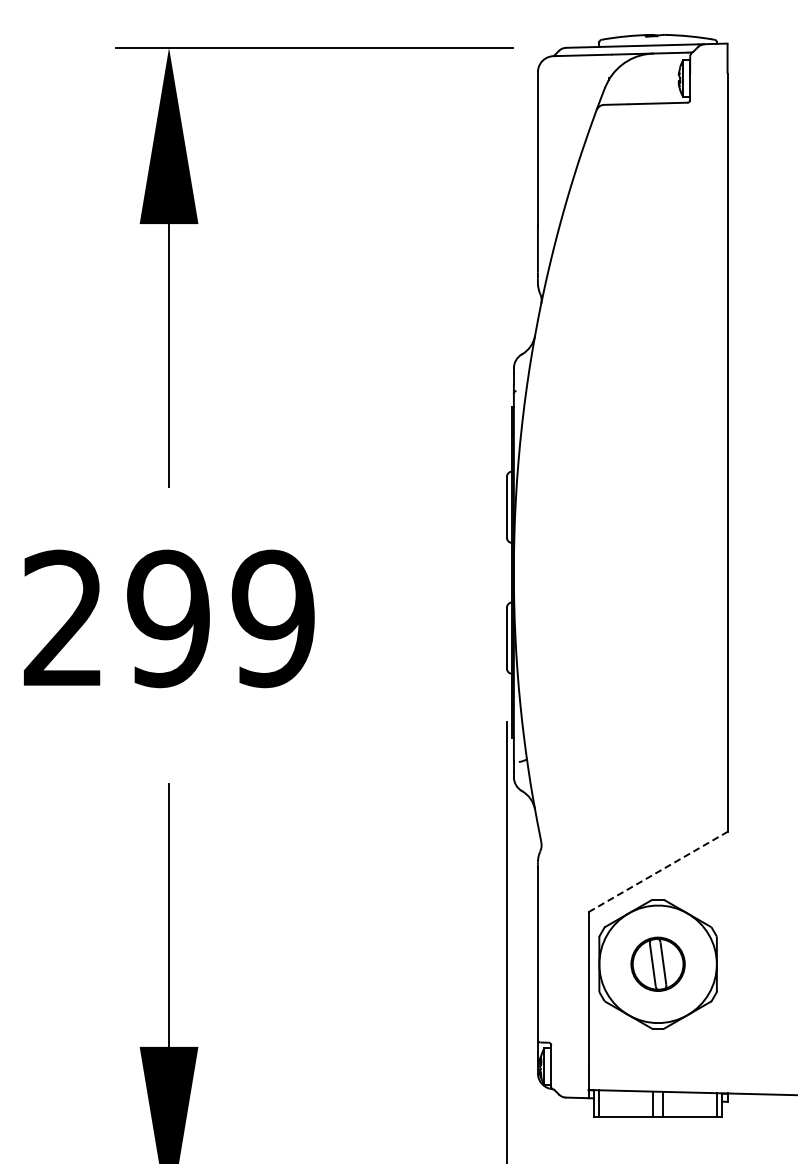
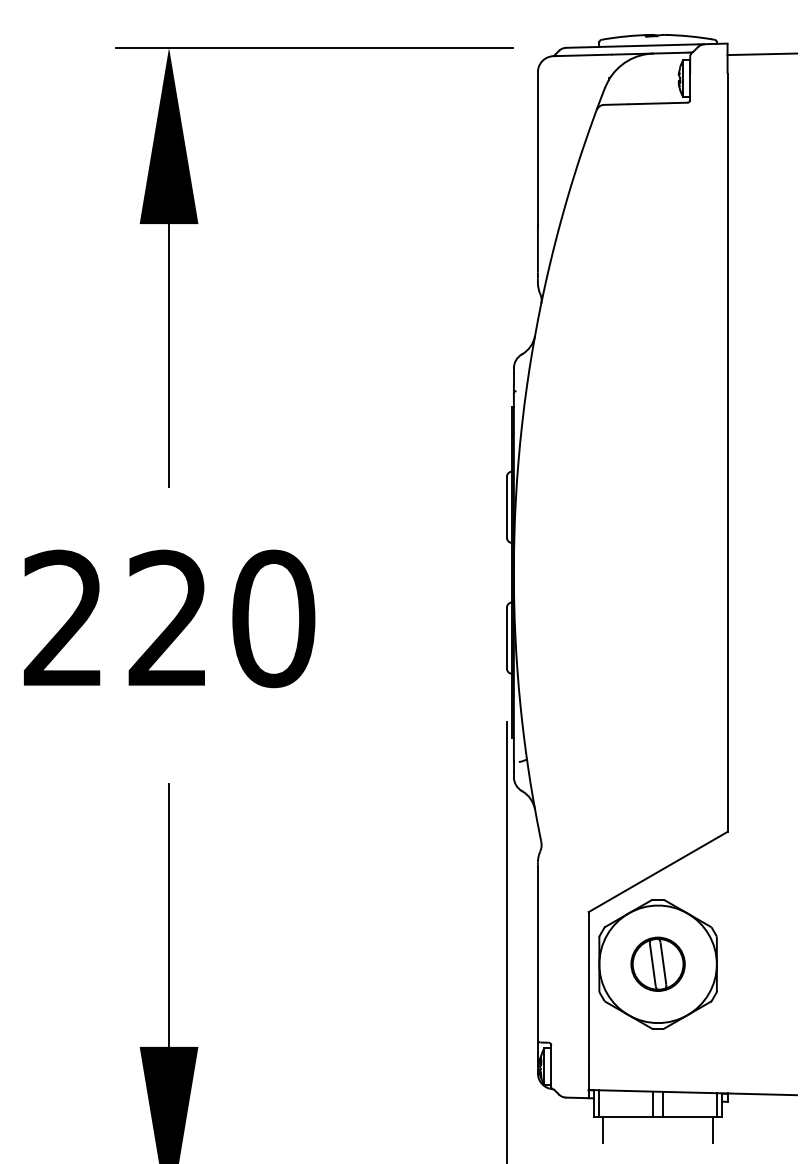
line: none -> present (762, 54)
text: 299 -> 220 (221, 618)
line: dashed -> solid (658, 871)
line: none -> present (603, 1129)
line: none -> present (712, 1129)
